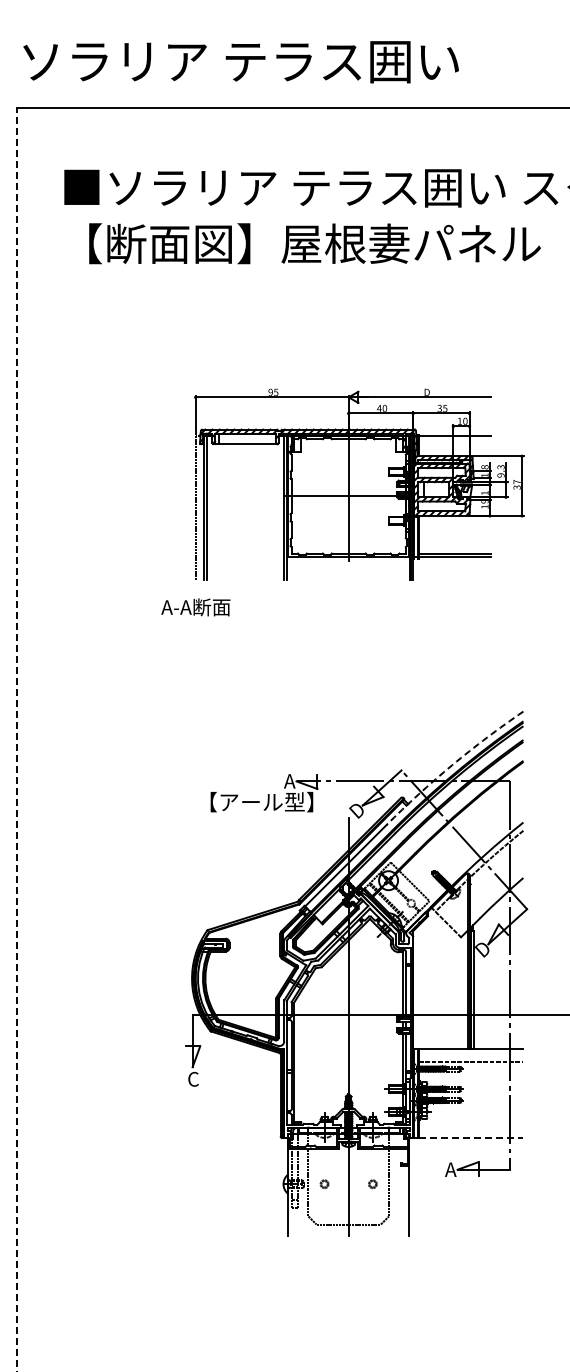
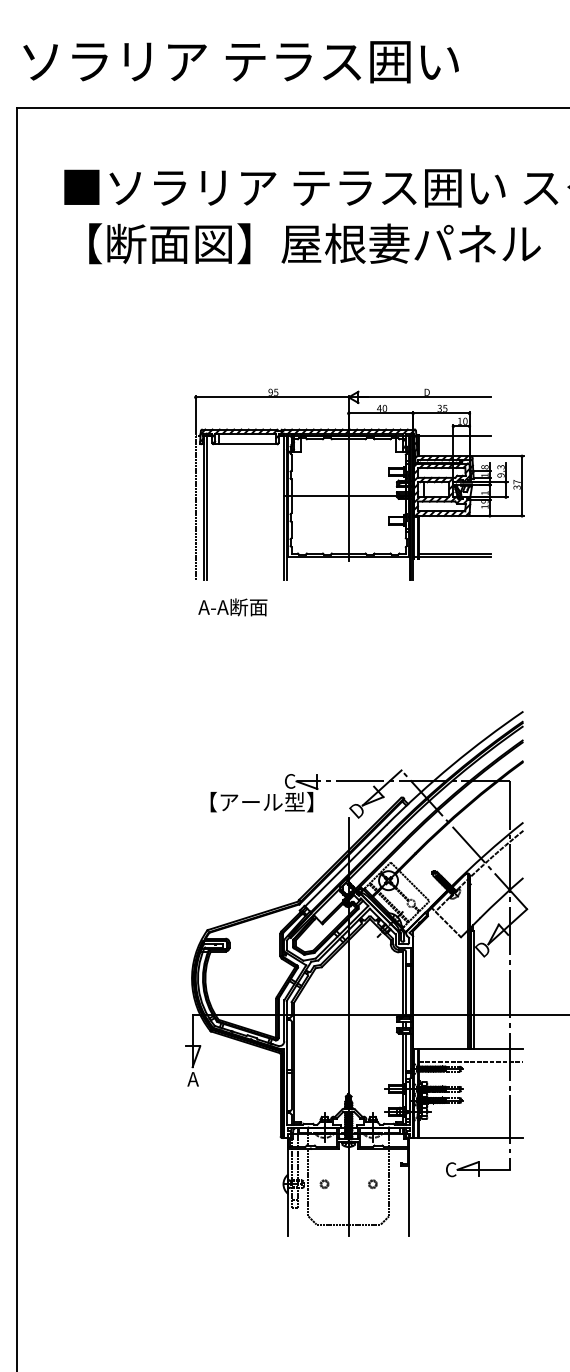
text position: (195, 607) -> (232, 607) (232, 607)
line: dashed -> solid (17, 740)
arc: dashed -> solid (452, 765)
text: A -> C (289, 781)
text: C -> A (192, 1078)
line: dashed -> solid (471, 1137)
text: A -> C (450, 1169)
